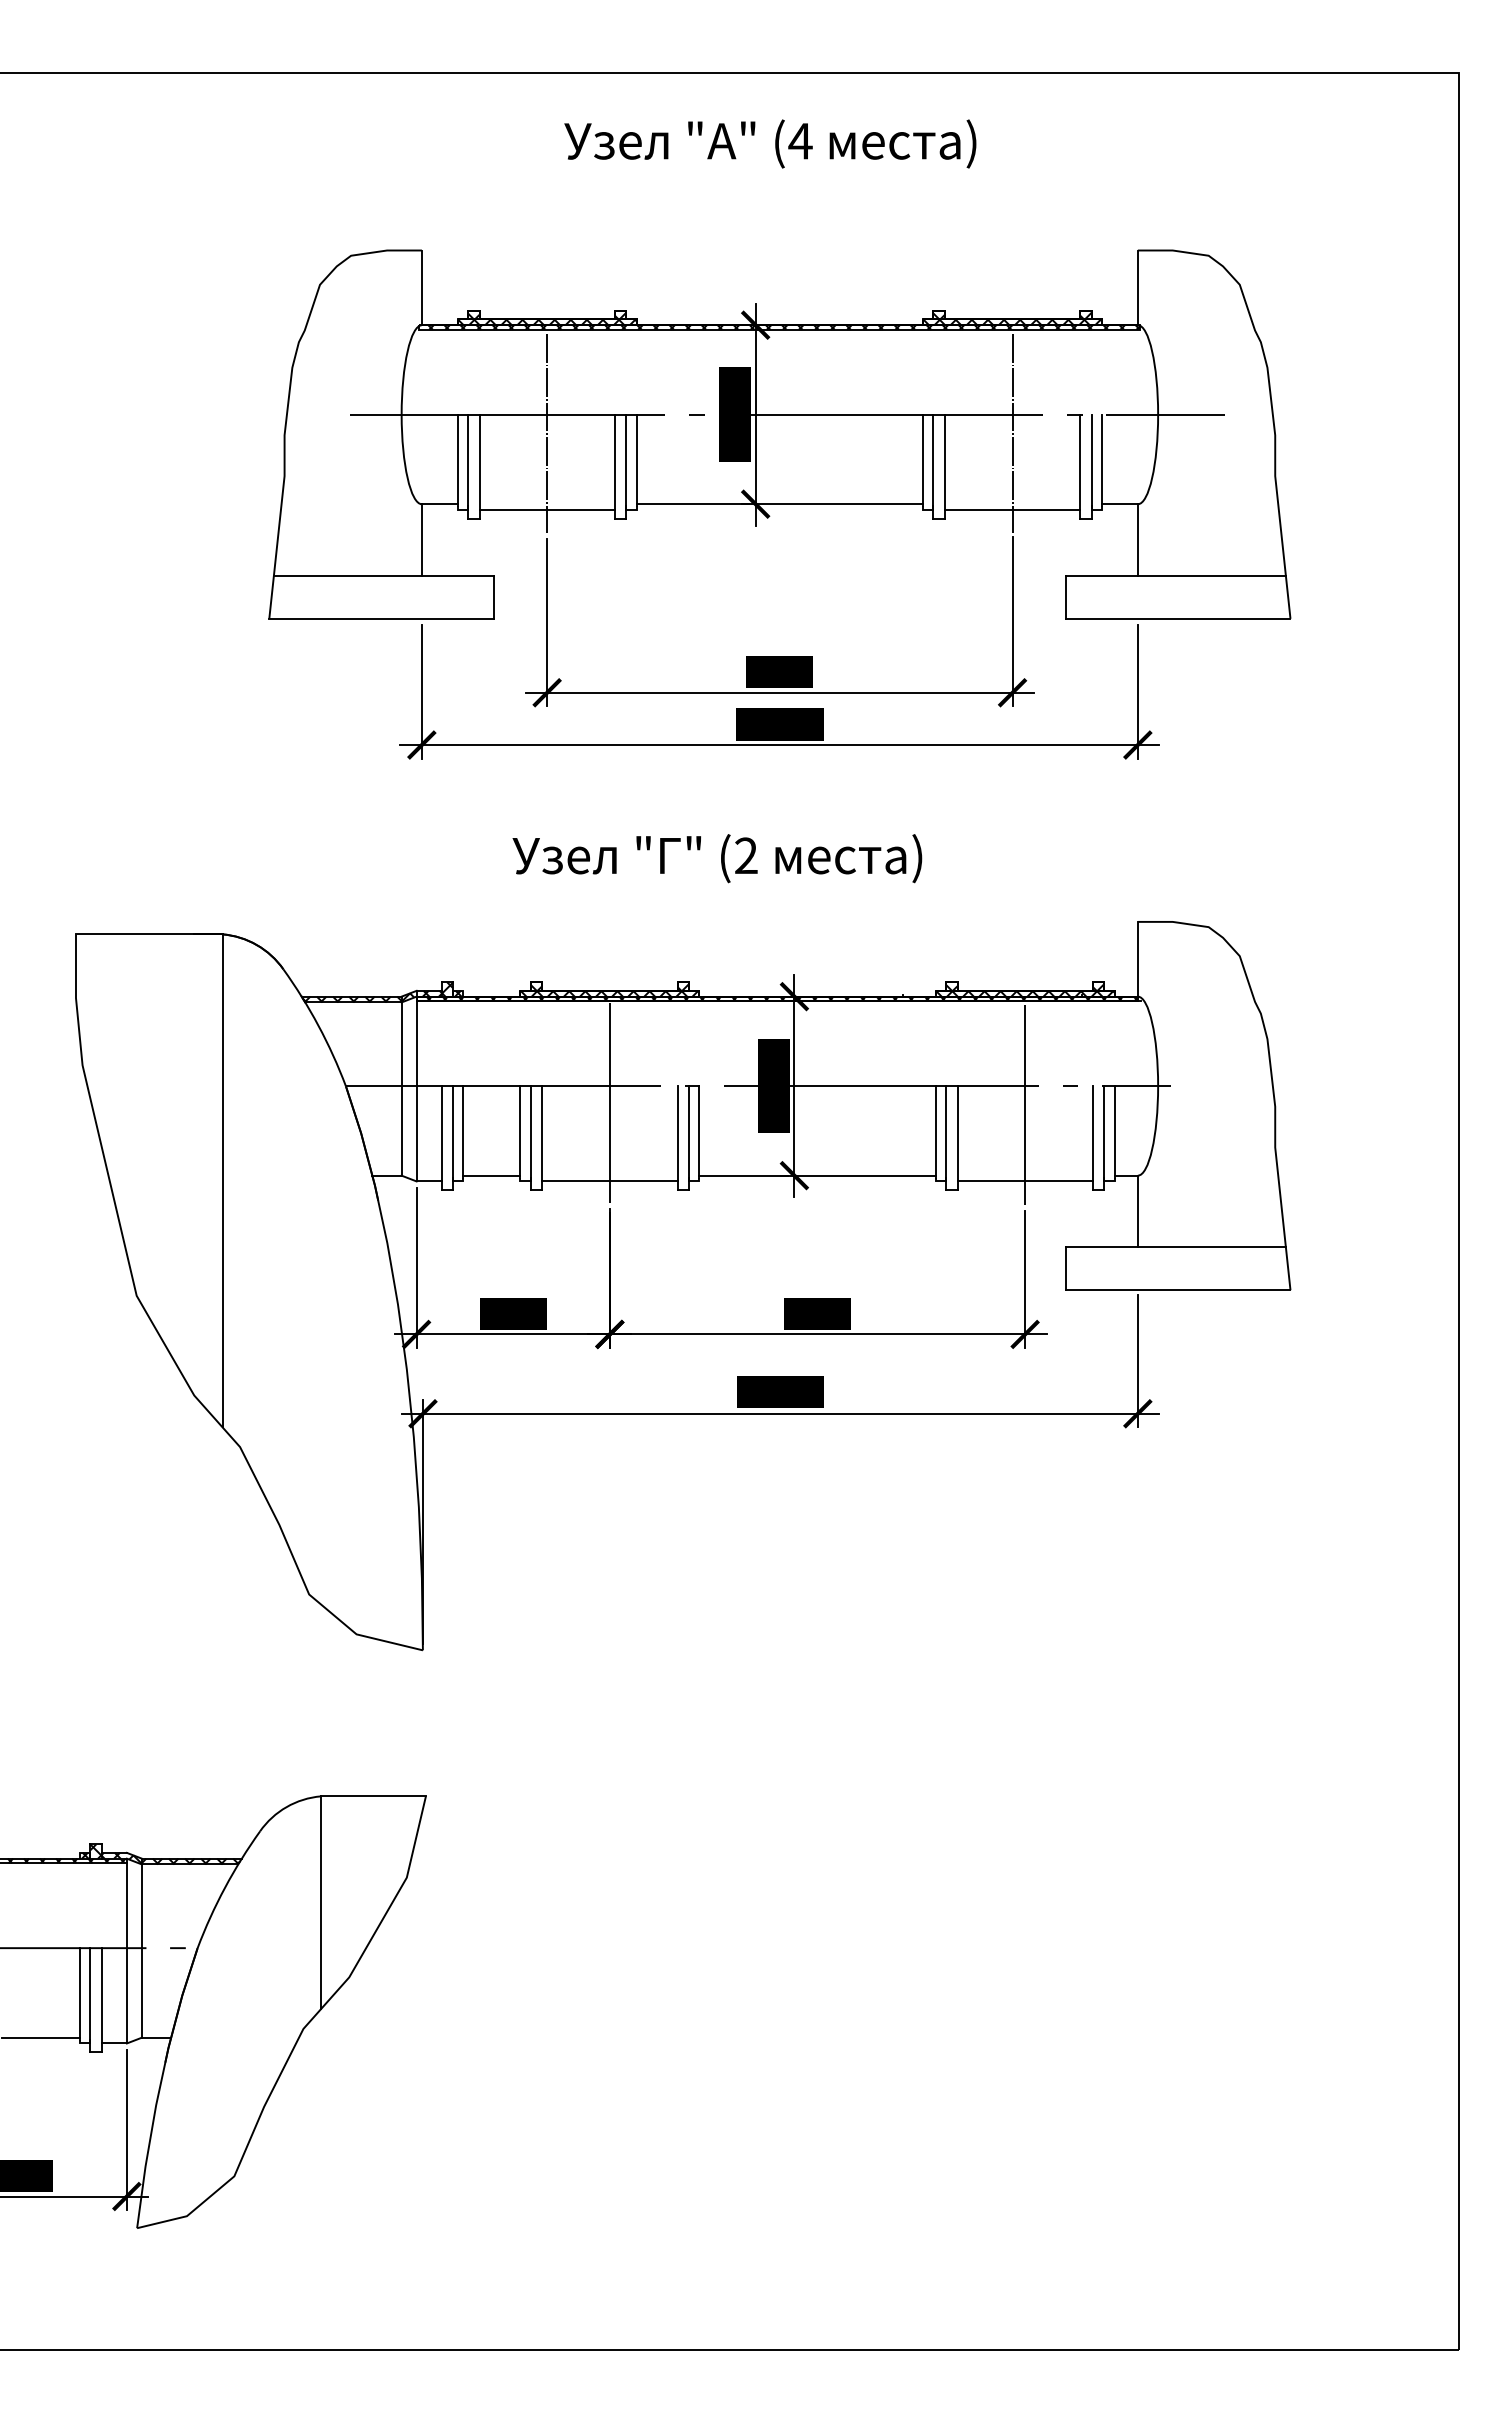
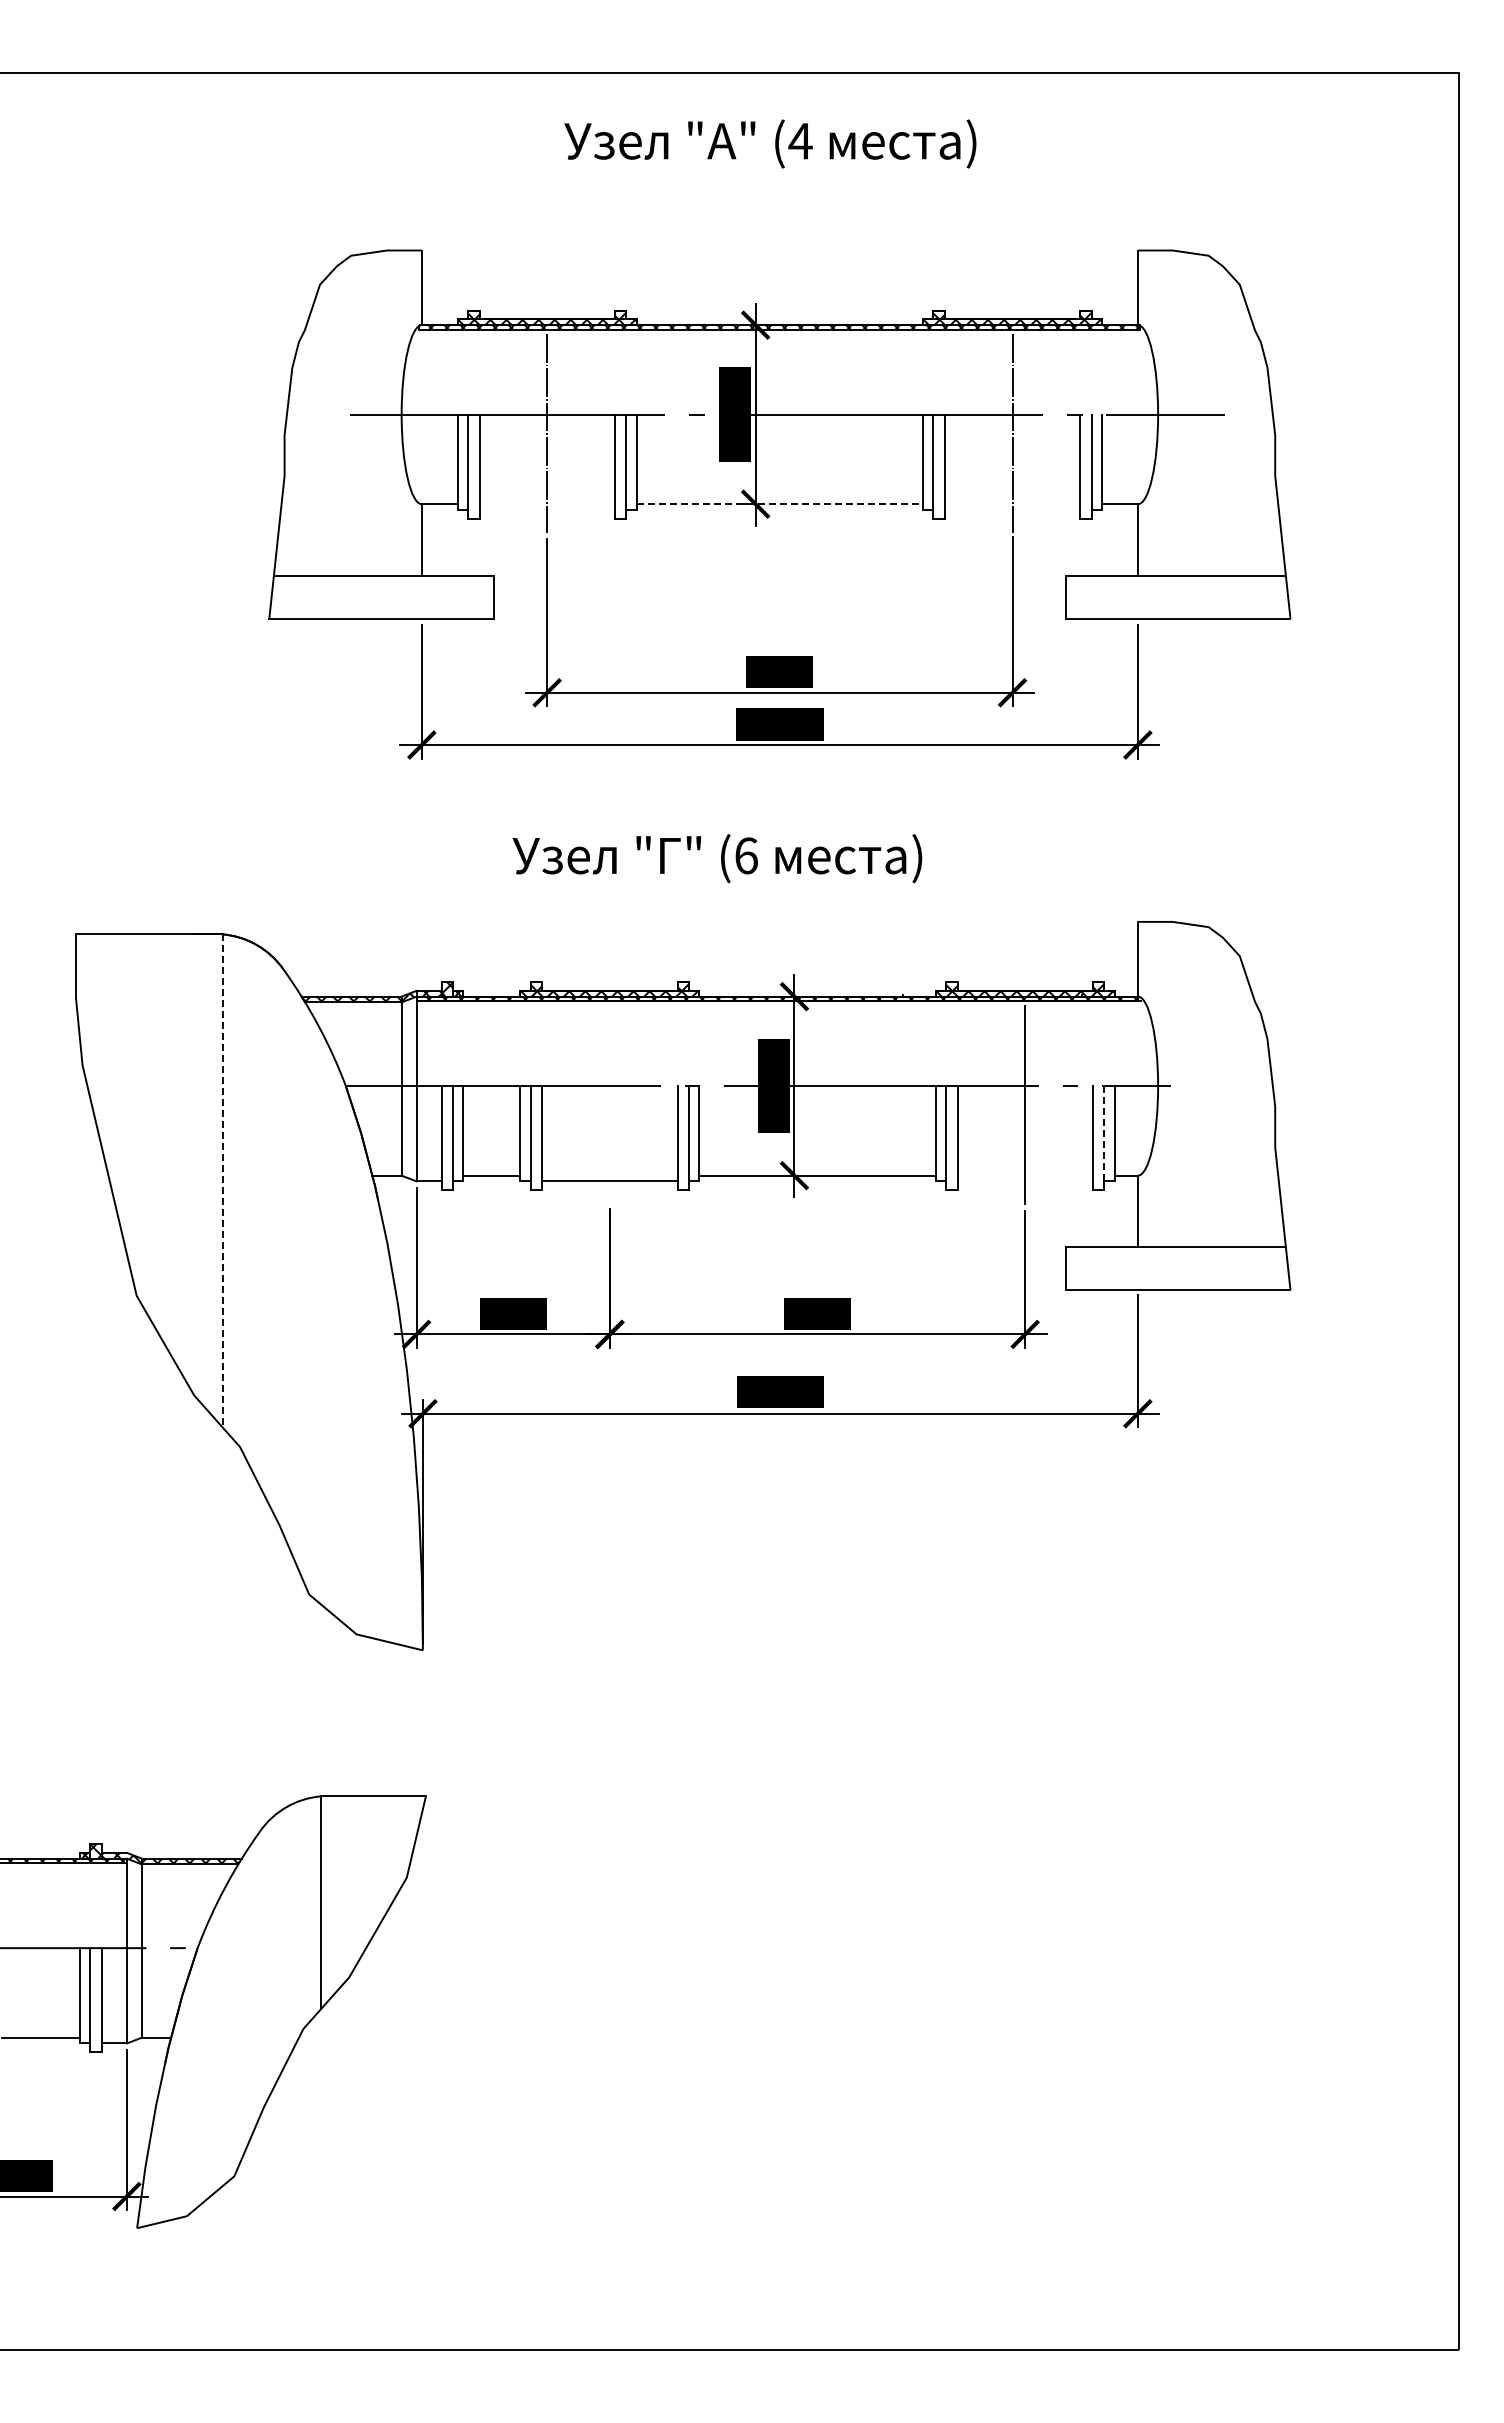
line: solid -> dashed (780, 504)
line: present -> none (546, 510)
line: present -> none (1012, 510)
text: (2 -> (6 (746, 855)
line: present -> none (609, 1102)
line: solid -> dashed (1104, 1131)
line: solid -> dashed (222, 1181)
line: present -> none (1024, 1181)
